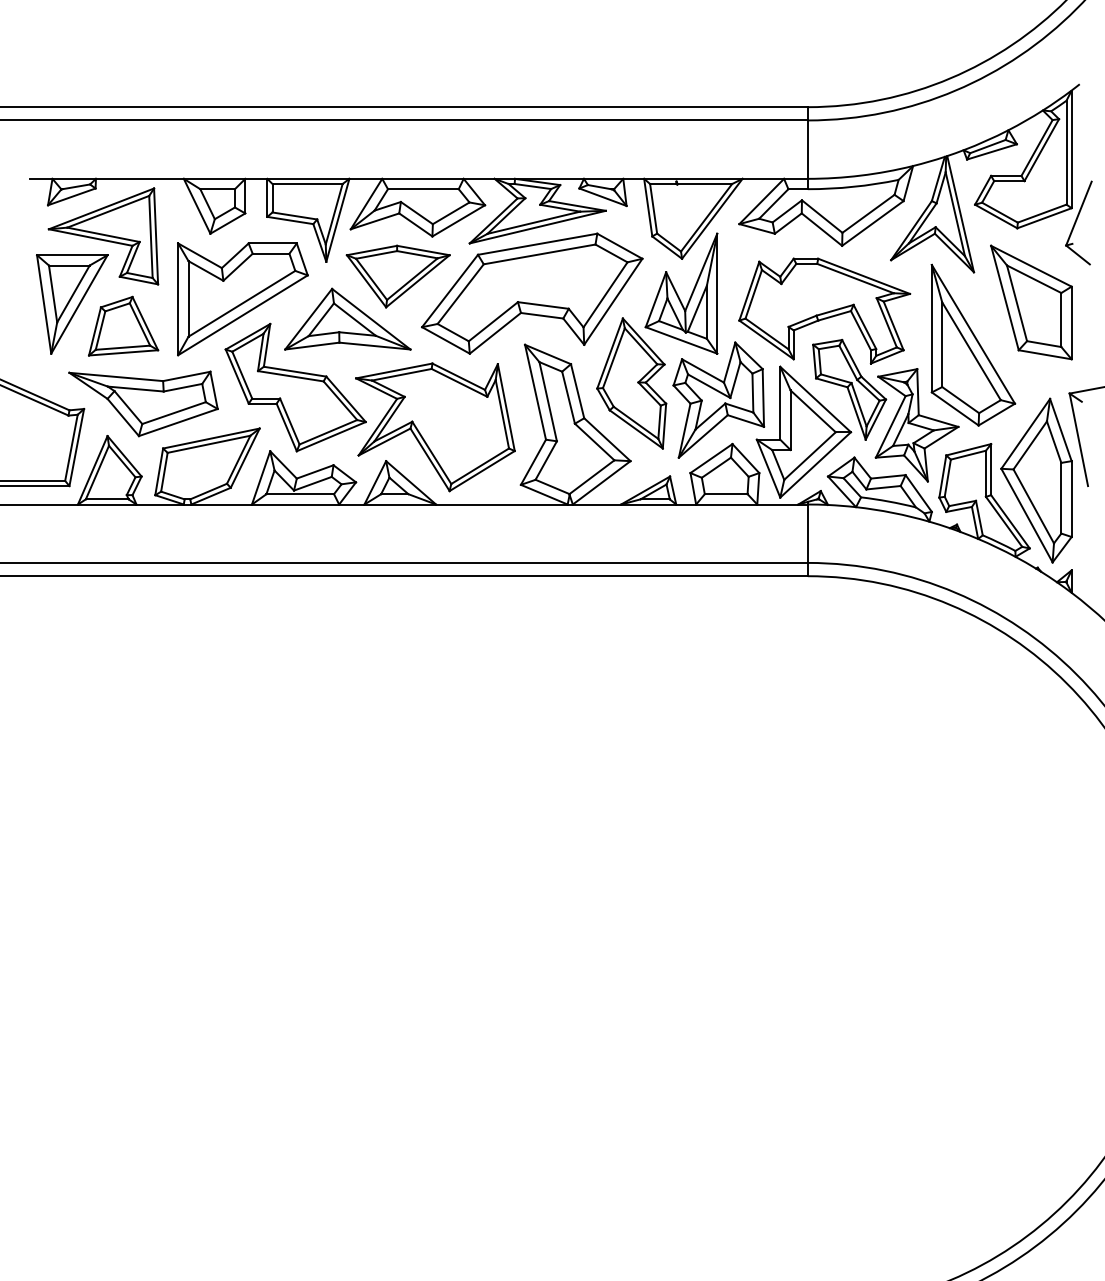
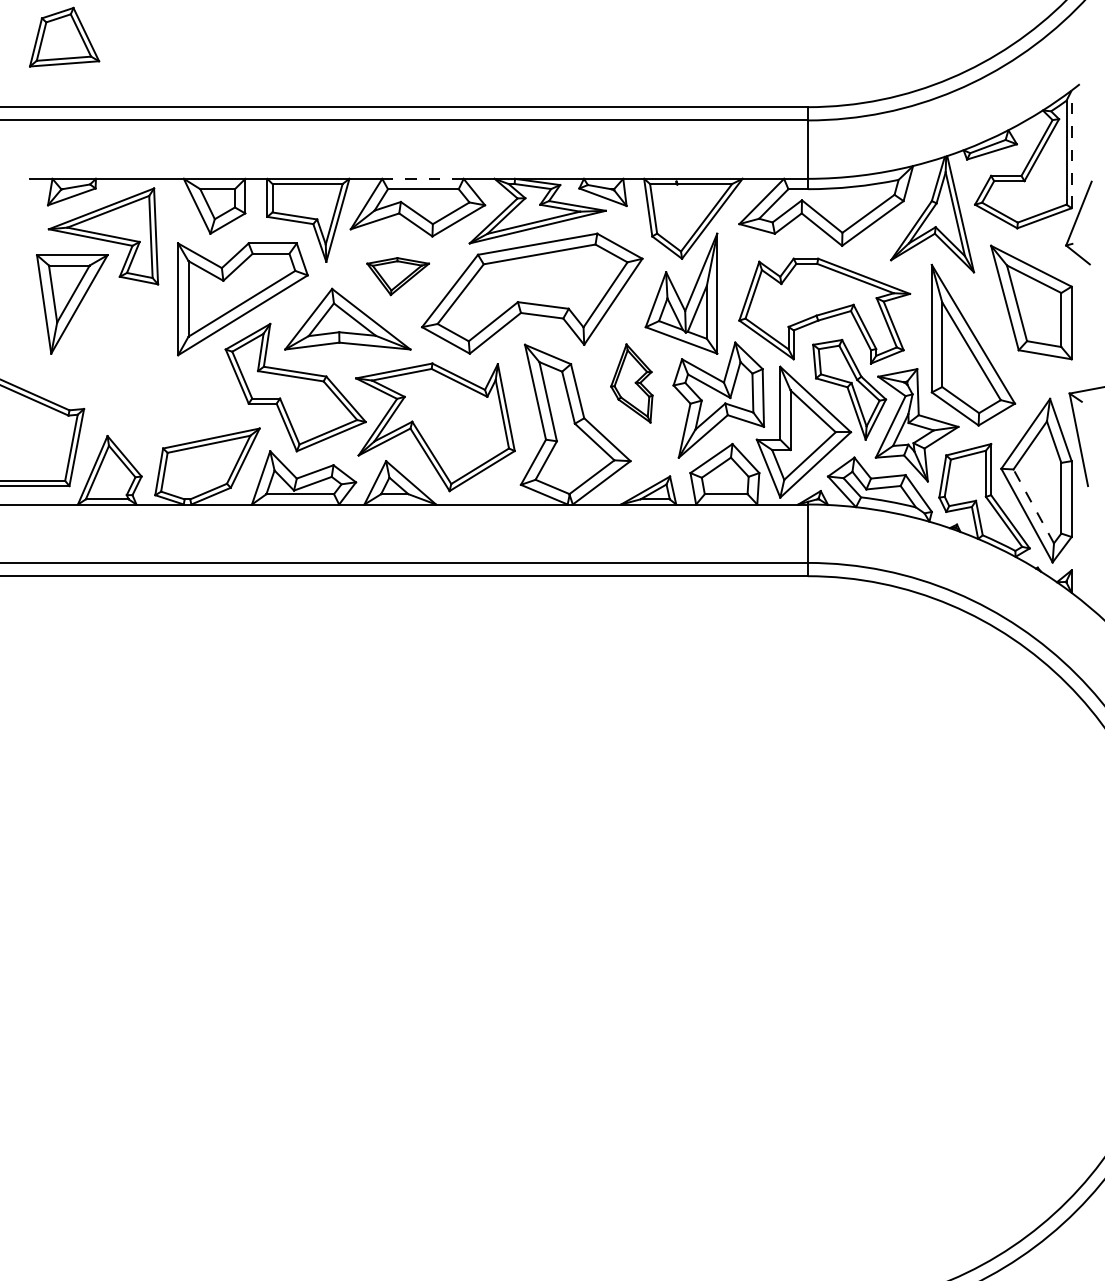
line: solid -> dashed (1071, 149)
line: solid -> dashed (422, 178)
part size: 106x65 px -> 65x40 px (398, 276)
part position: (123, 325) -> (64, 36) (64, 36)
part size: 72x133 px -> 44x81 px (631, 383)
part: present -> none (143, 403)
line: solid -> dashed (1033, 505)
